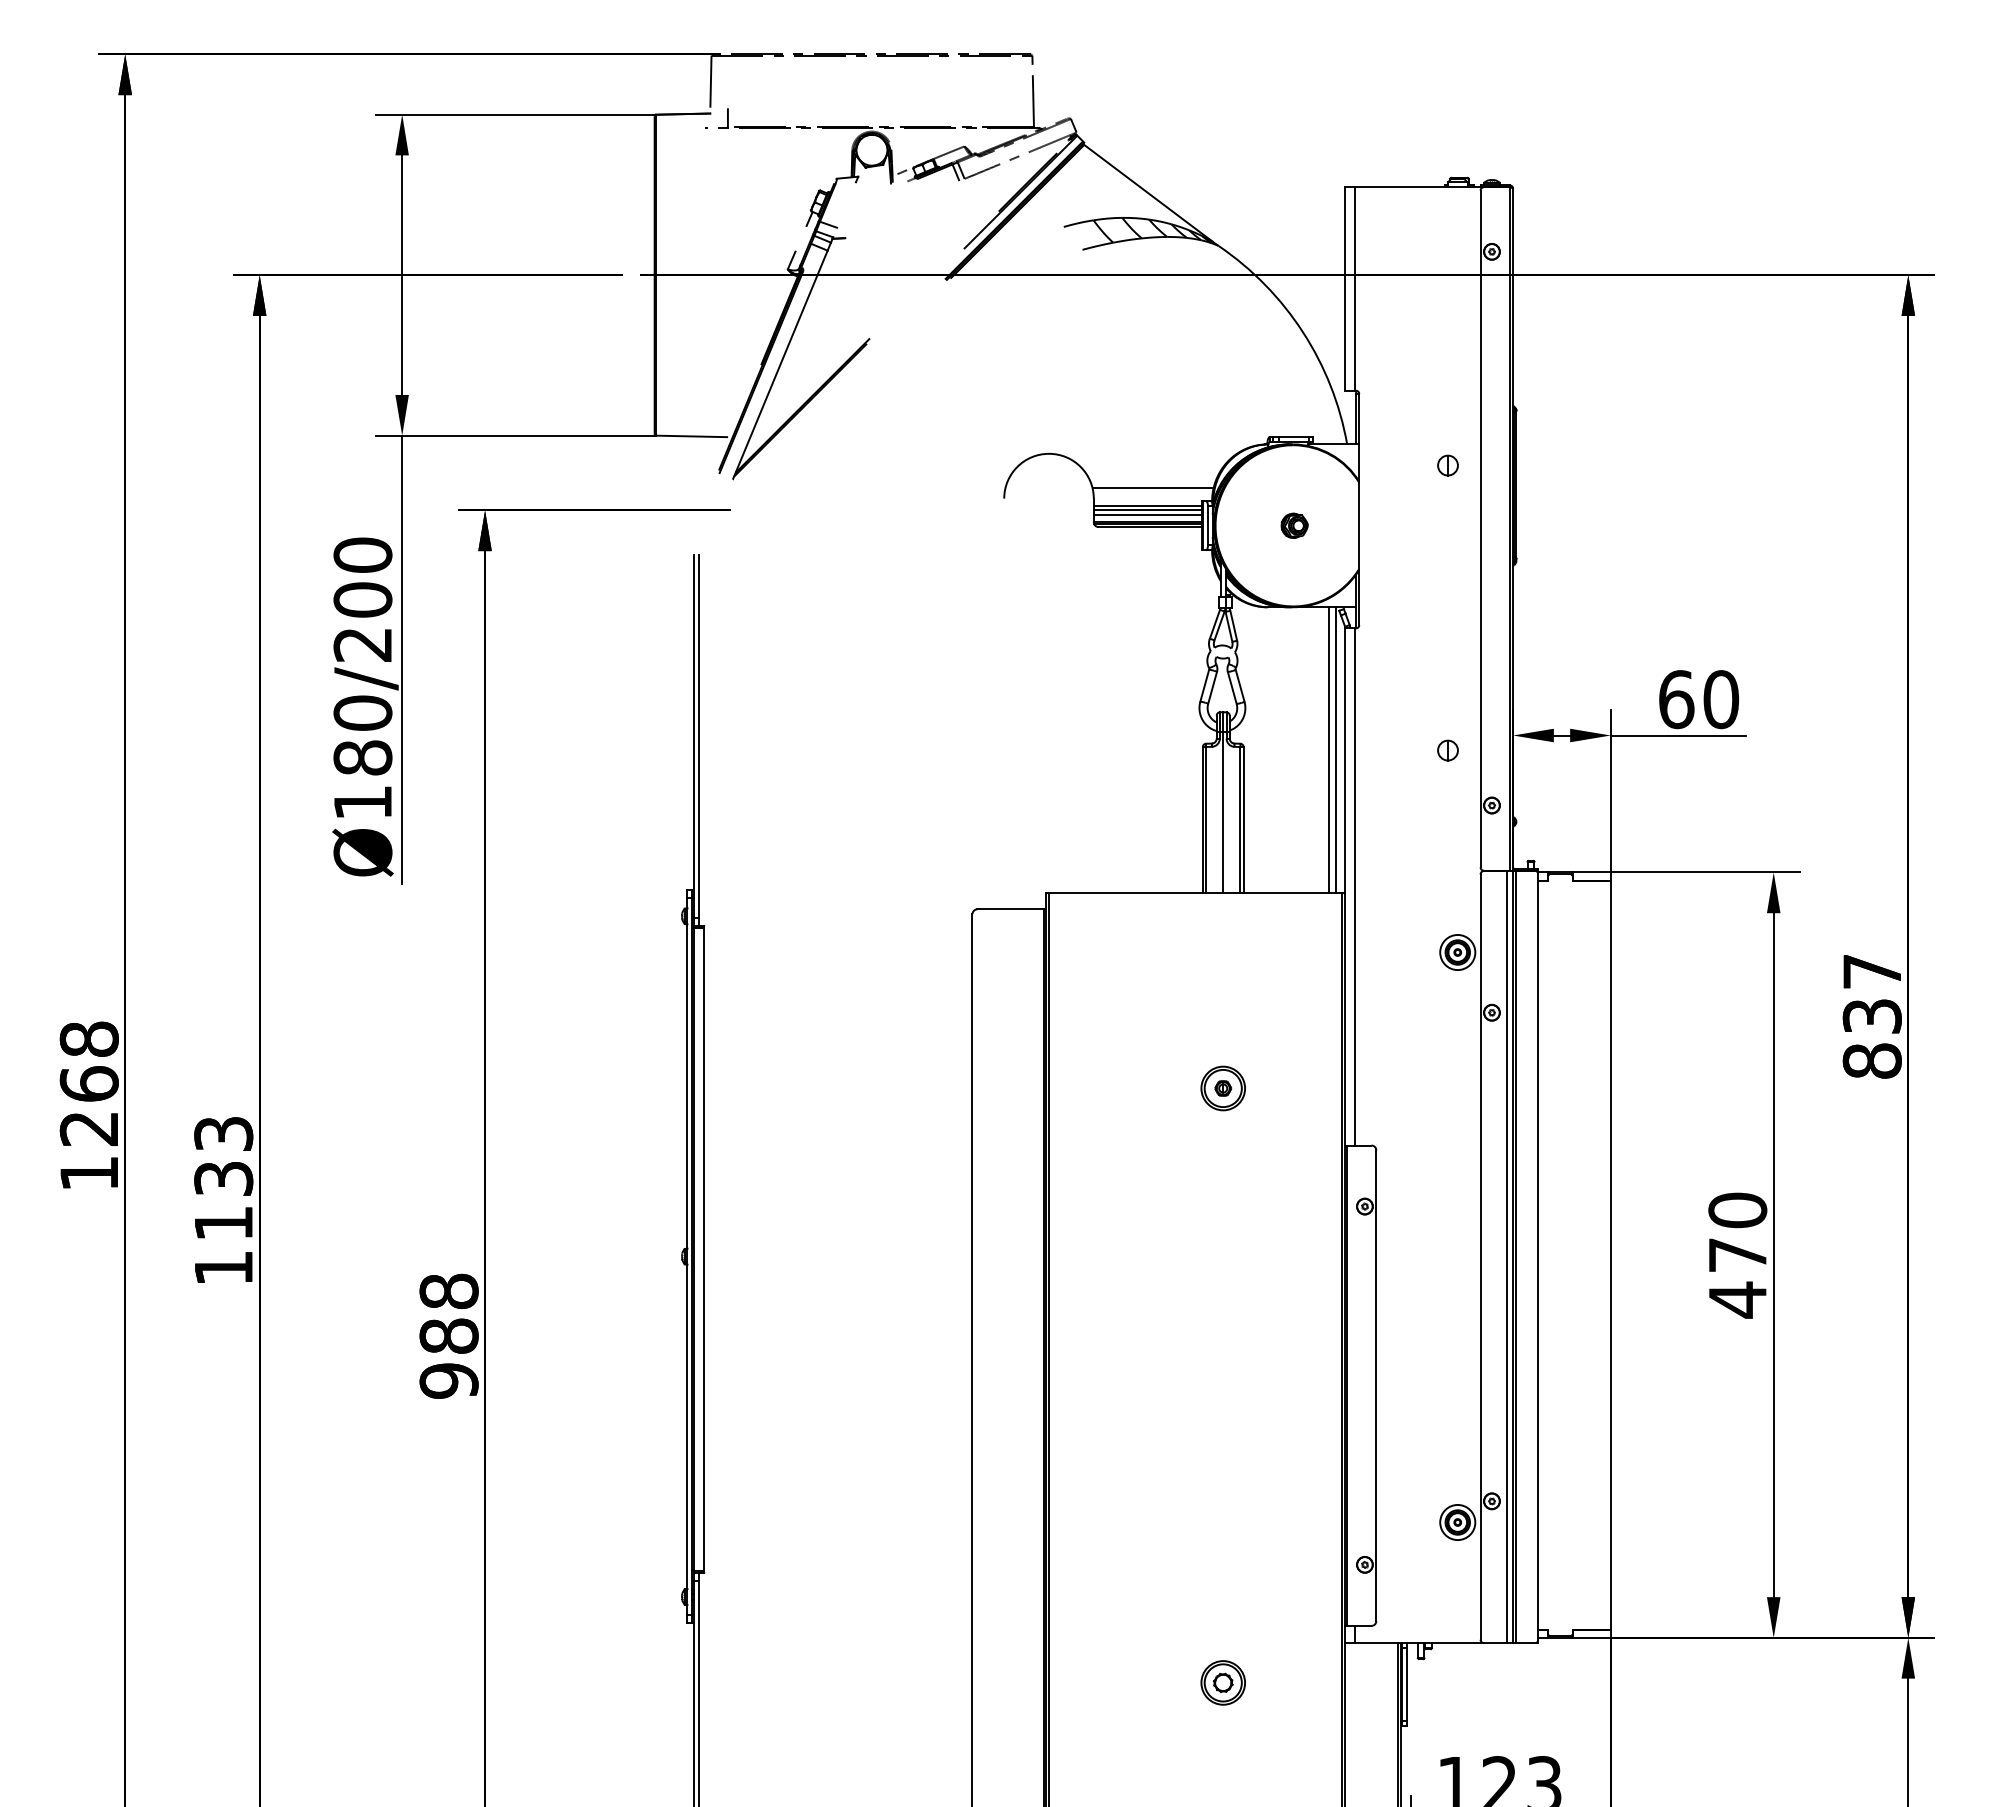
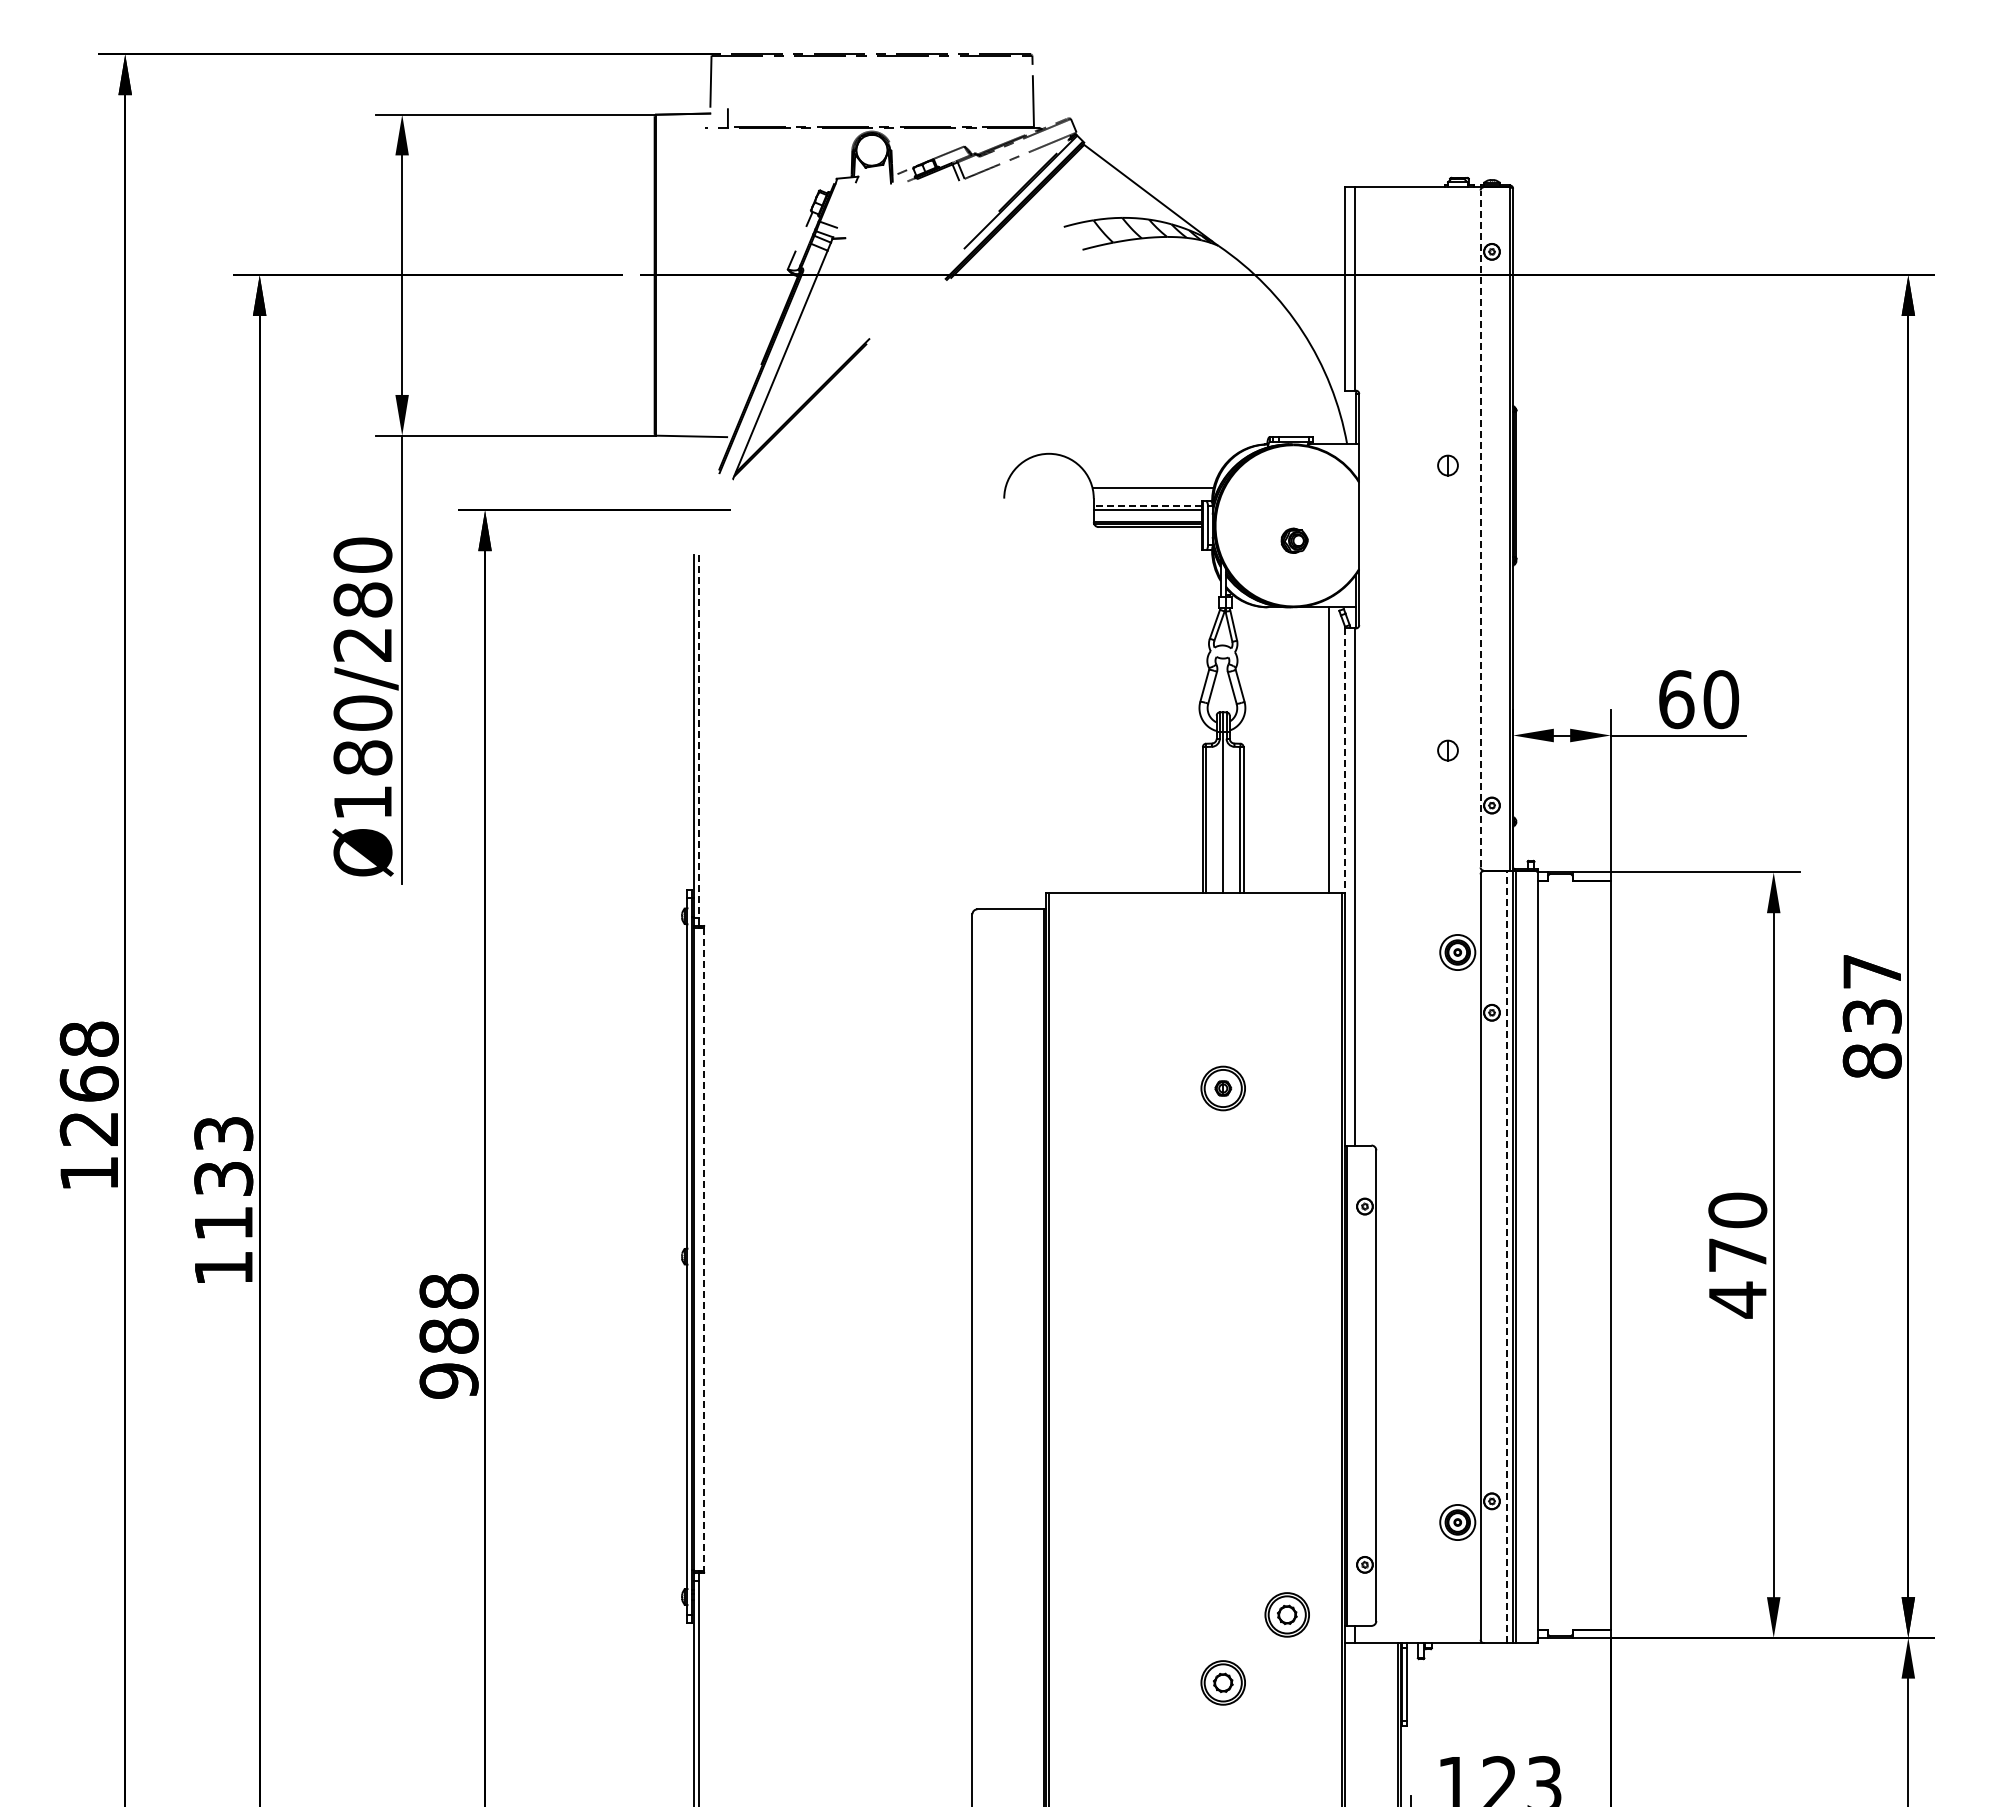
line: solid -> dashed (1147, 505)
line: present -> none (1147, 514)
part position: (1294, 525) -> (1294, 540) (1294, 540)
line: solid -> dashed (1480, 528)
text: Ø180/200 -> Ø180/280 (362, 599)
line: solid -> dashed (698, 736)
line: present -> none (1336, 750)
line: solid -> dashed (1345, 761)
line: solid -> dashed (703, 1249)
line: solid -> dashed (1506, 1257)
part: none -> present (1286, 1614)
